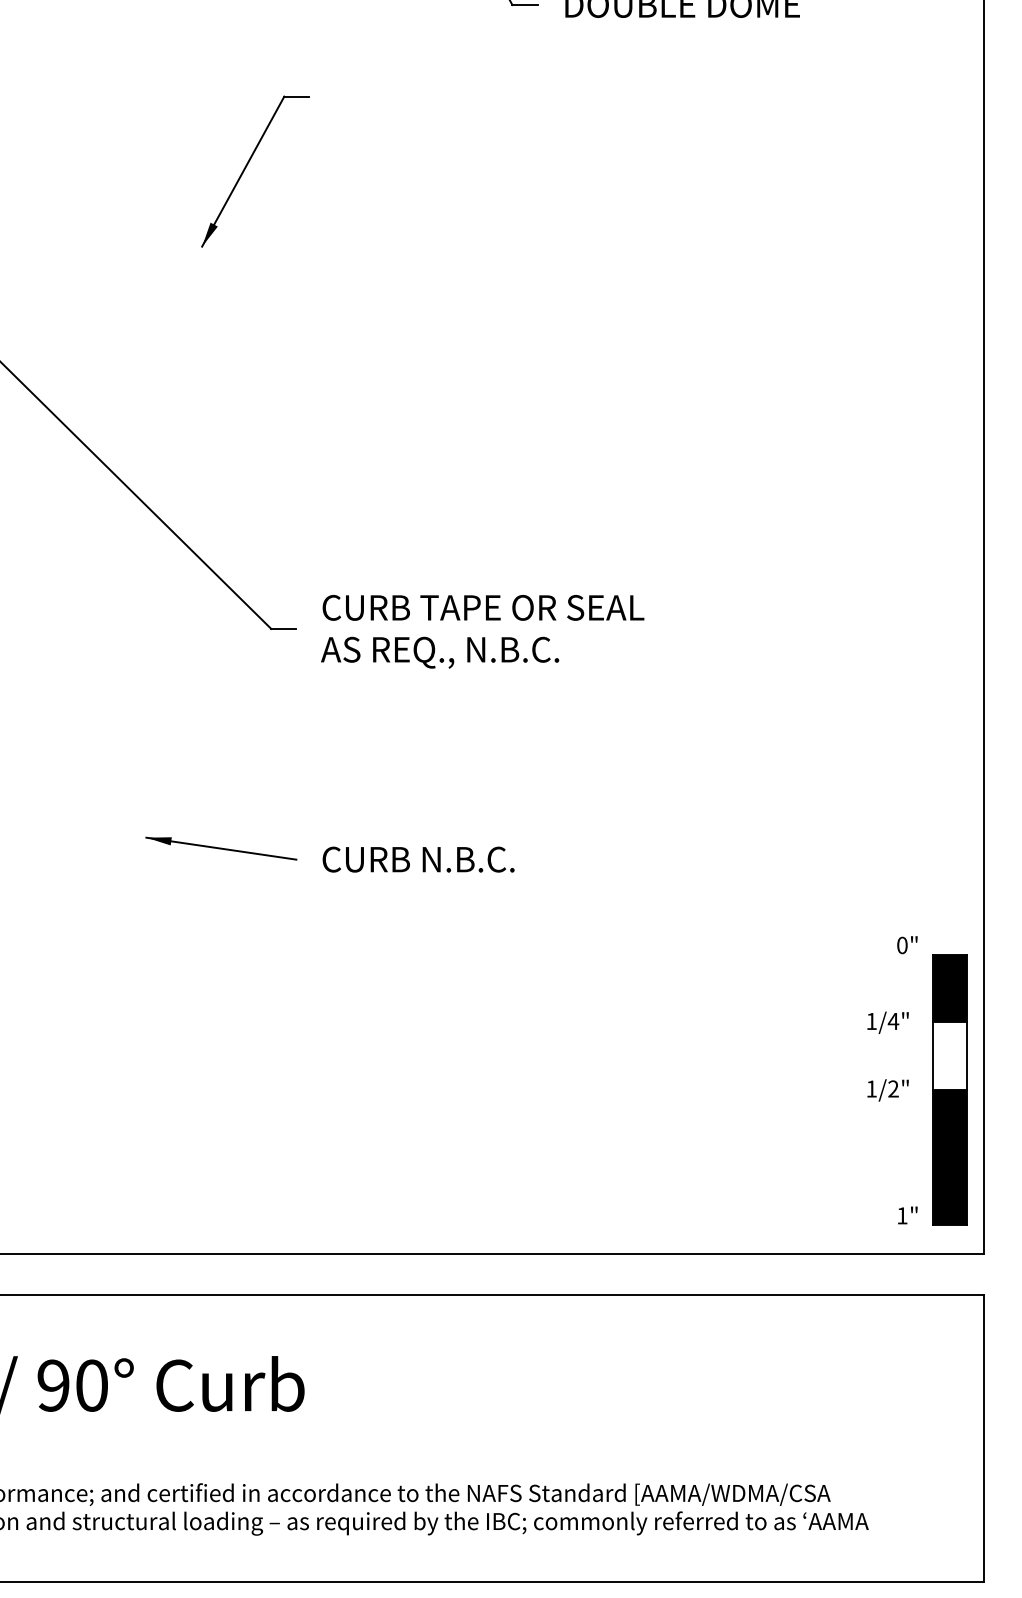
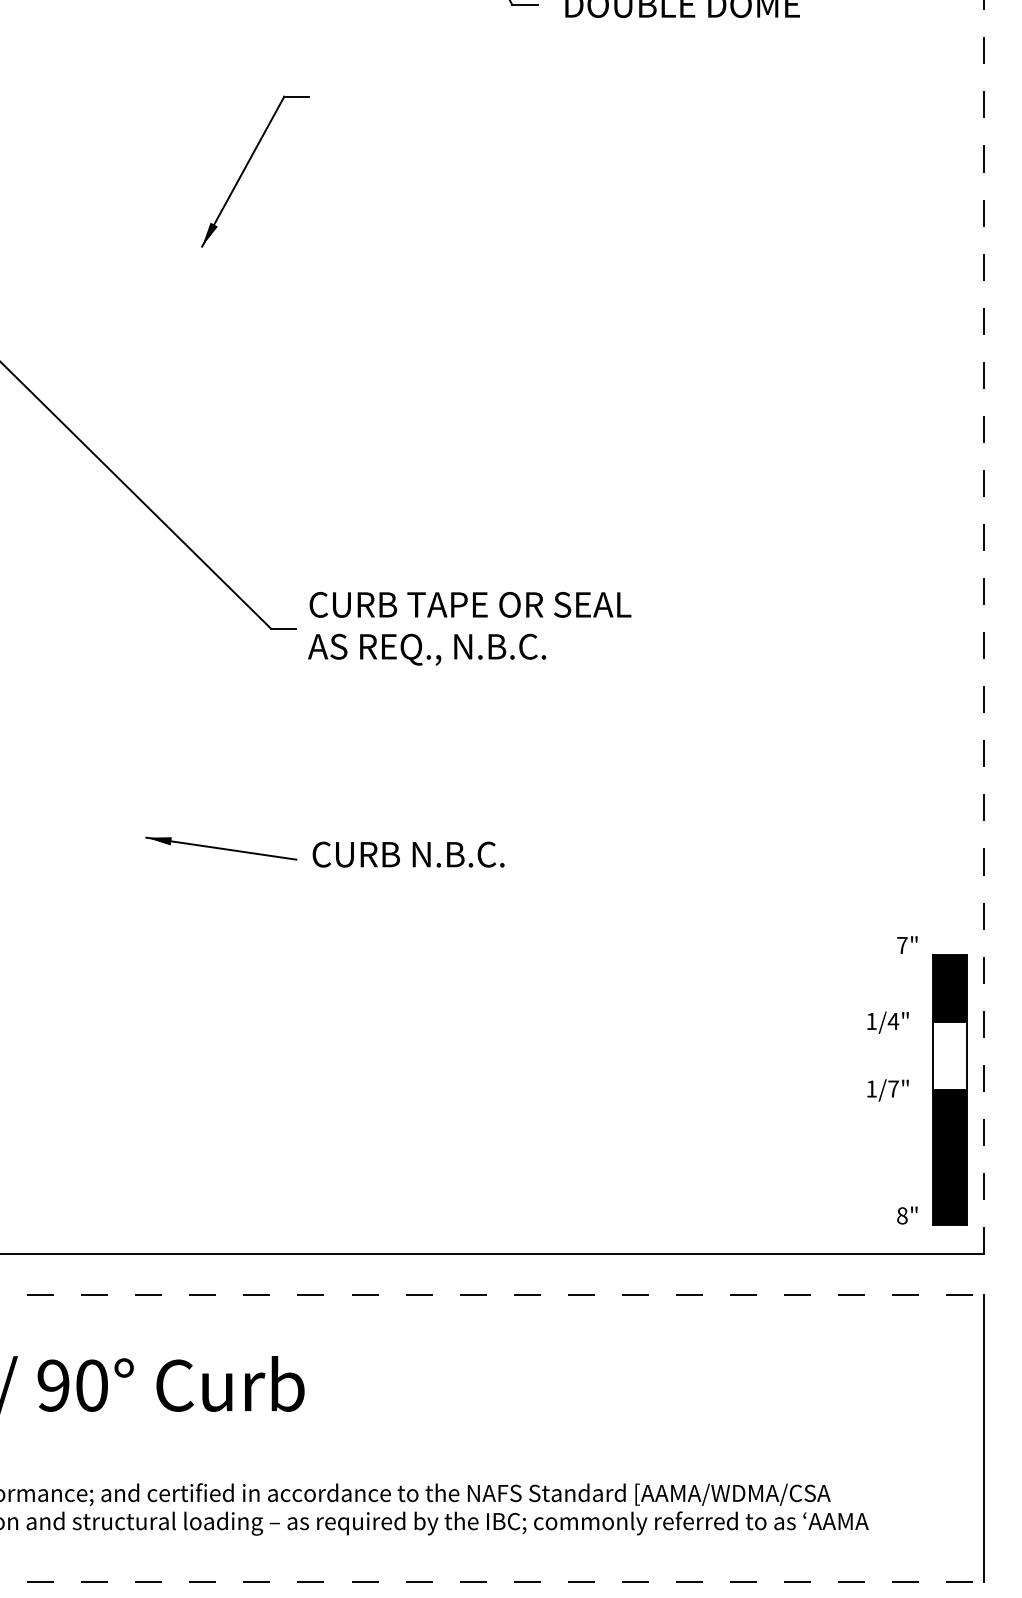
line: solid -> dashed (983, 627)
text position: (482, 631) -> (469, 628) (469, 628)
text position: (418, 859) -> (408, 854) (408, 854)
text: 0" -> 7" (902, 945)
text: 1/2" -> 1/7" (893, 1088)
text: 1" -> 8" (902, 1215)
line: solid -> dashed (491, 1295)
line: solid -> dashed (491, 1582)
